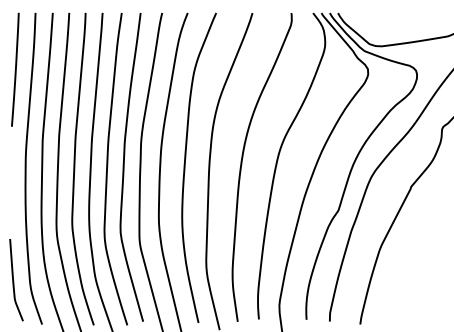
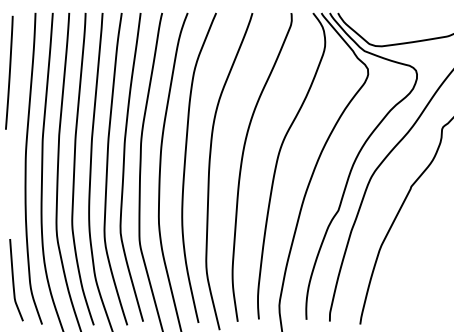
line position: (15, 69) -> (9, 72) (9, 72)
